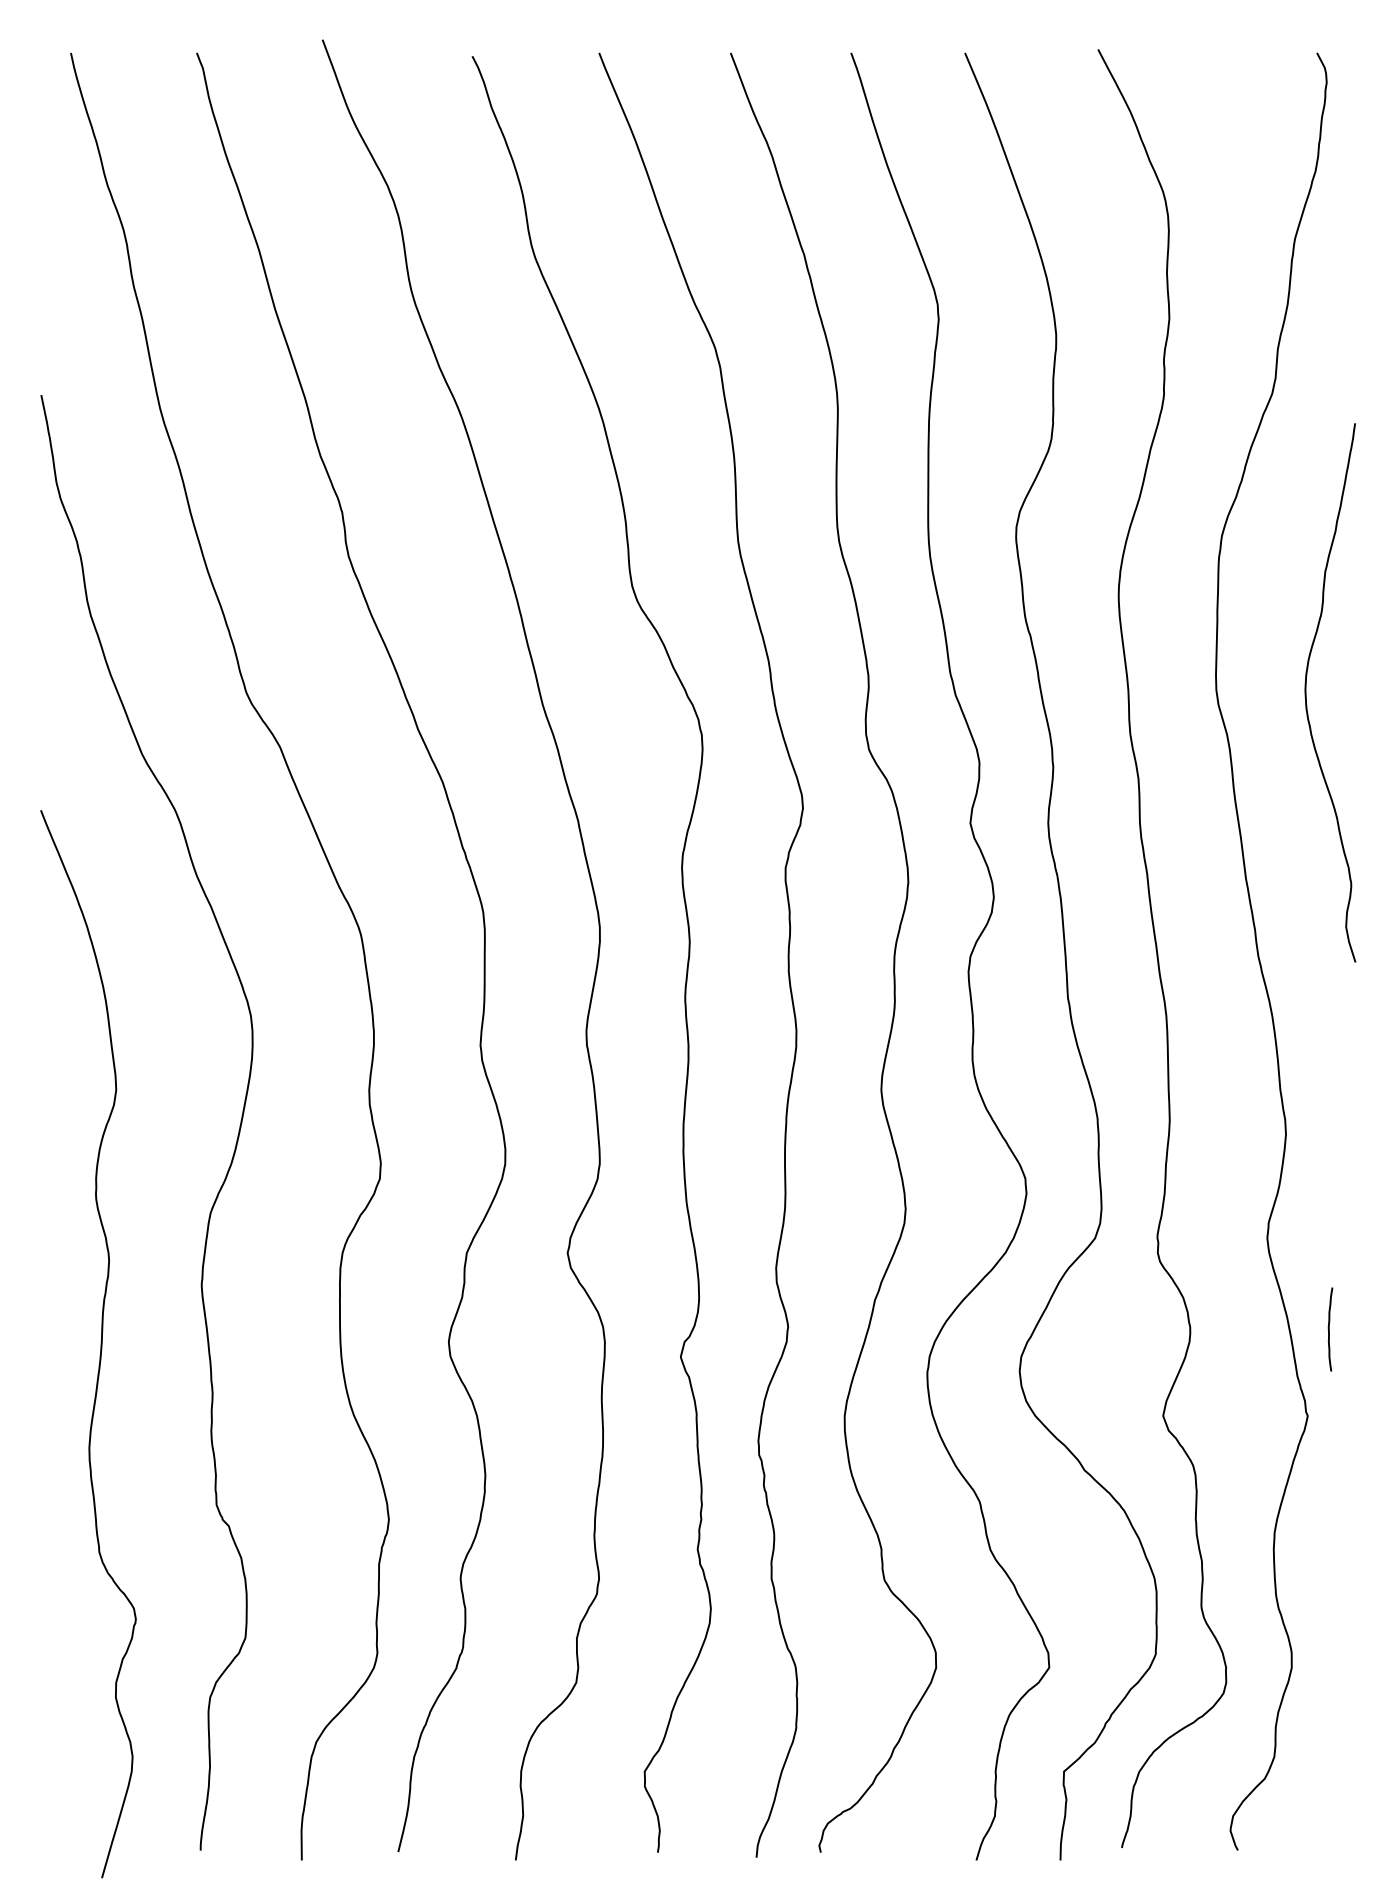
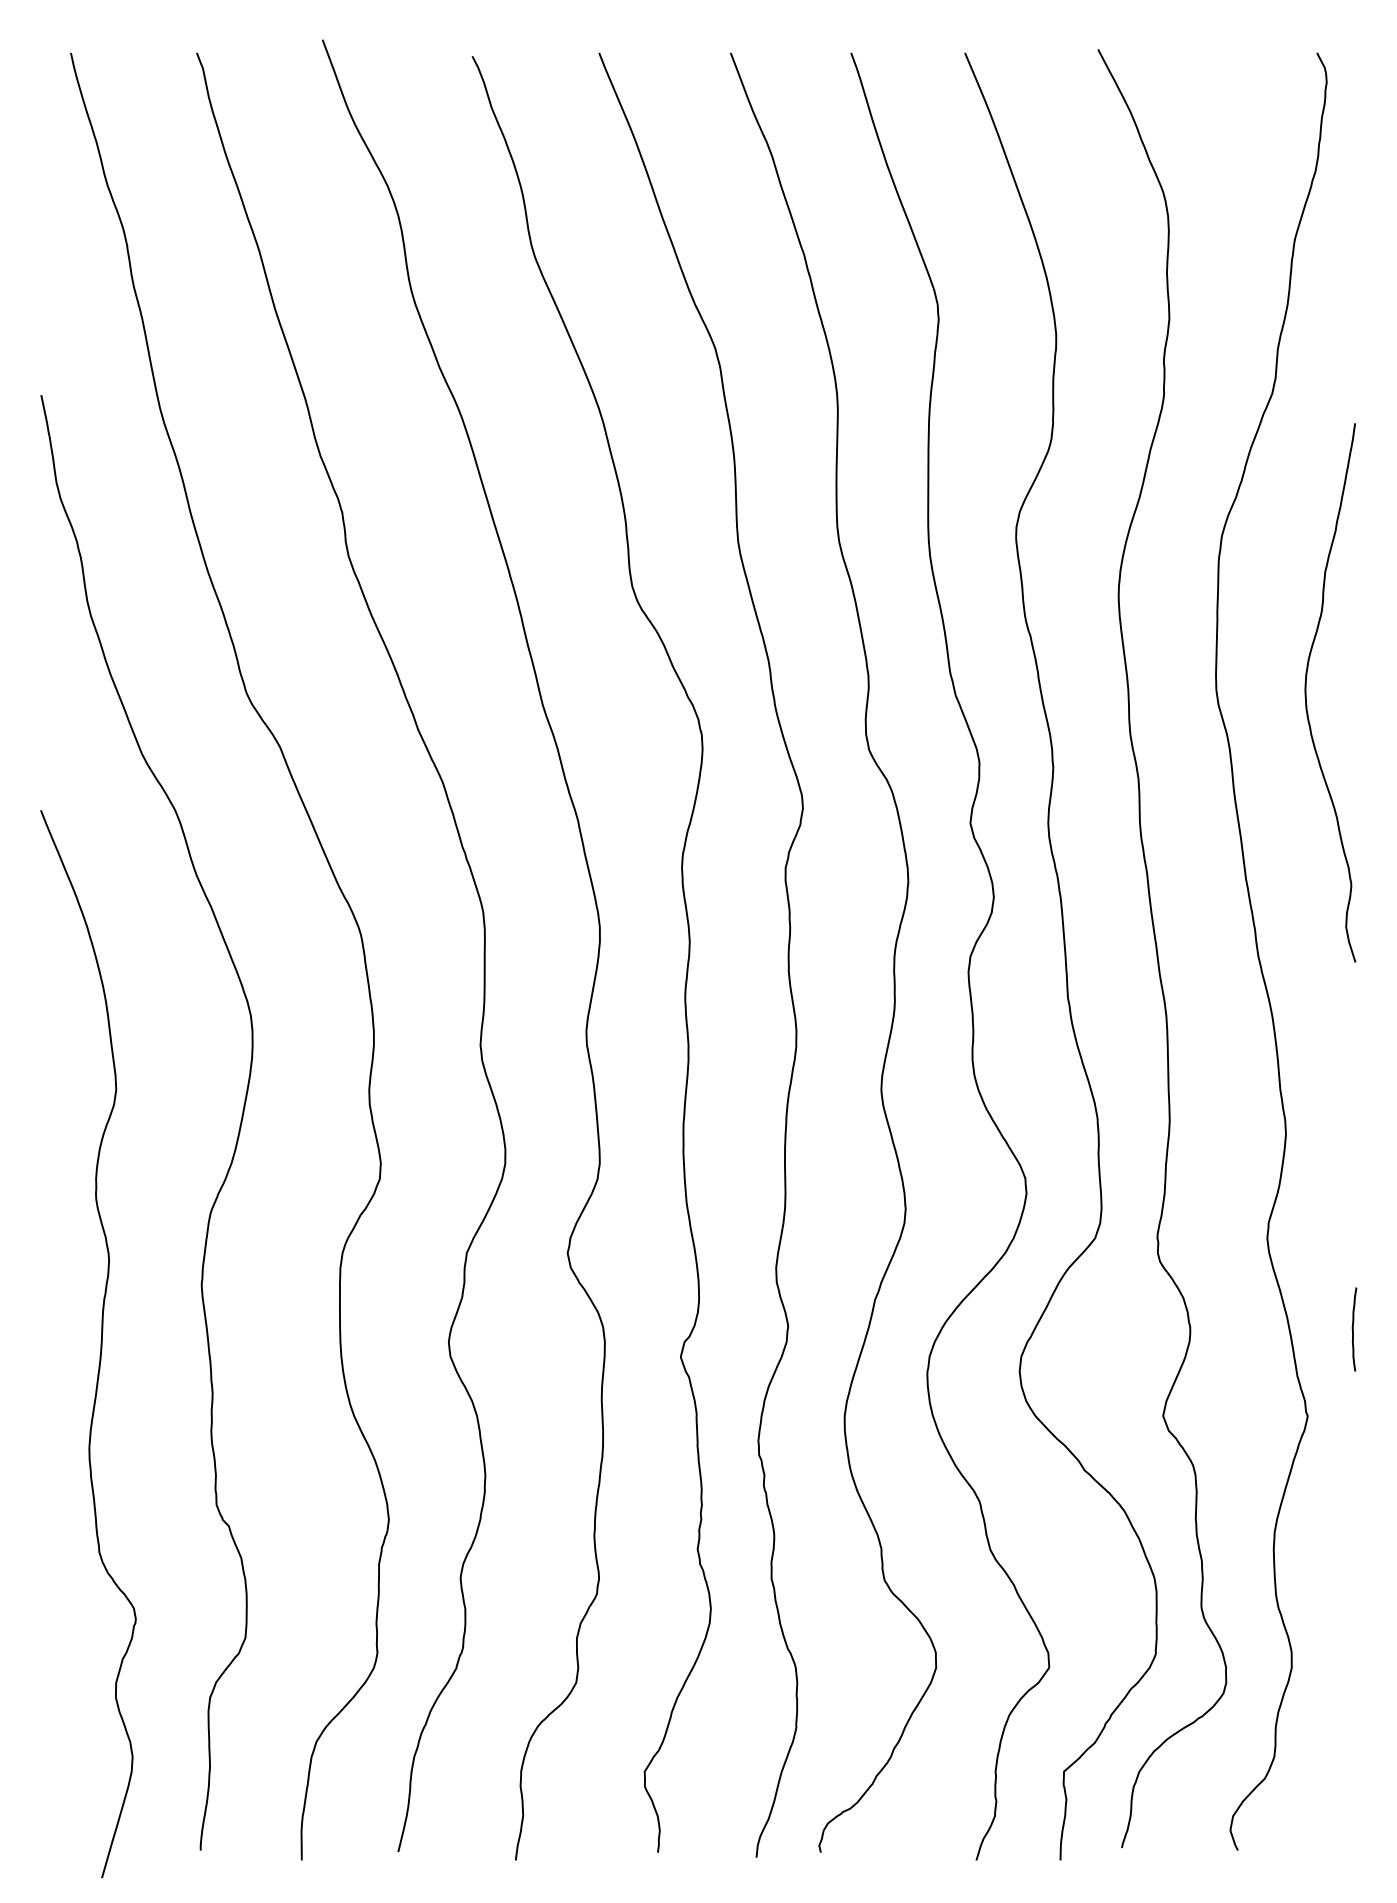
curve position: (1329, 1329) -> (1353, 1329) (1353, 1329)
